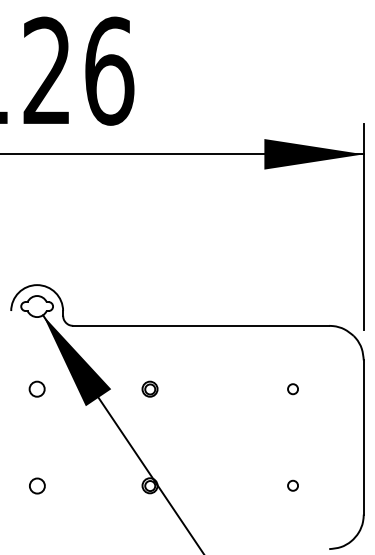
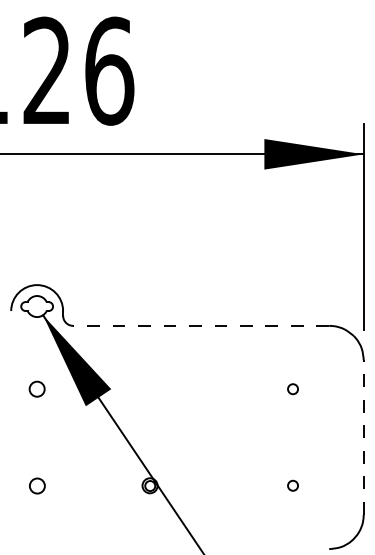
line: solid -> dashed (200, 325)
part: present -> none (149, 388)
line: solid -> dashed (363, 437)
